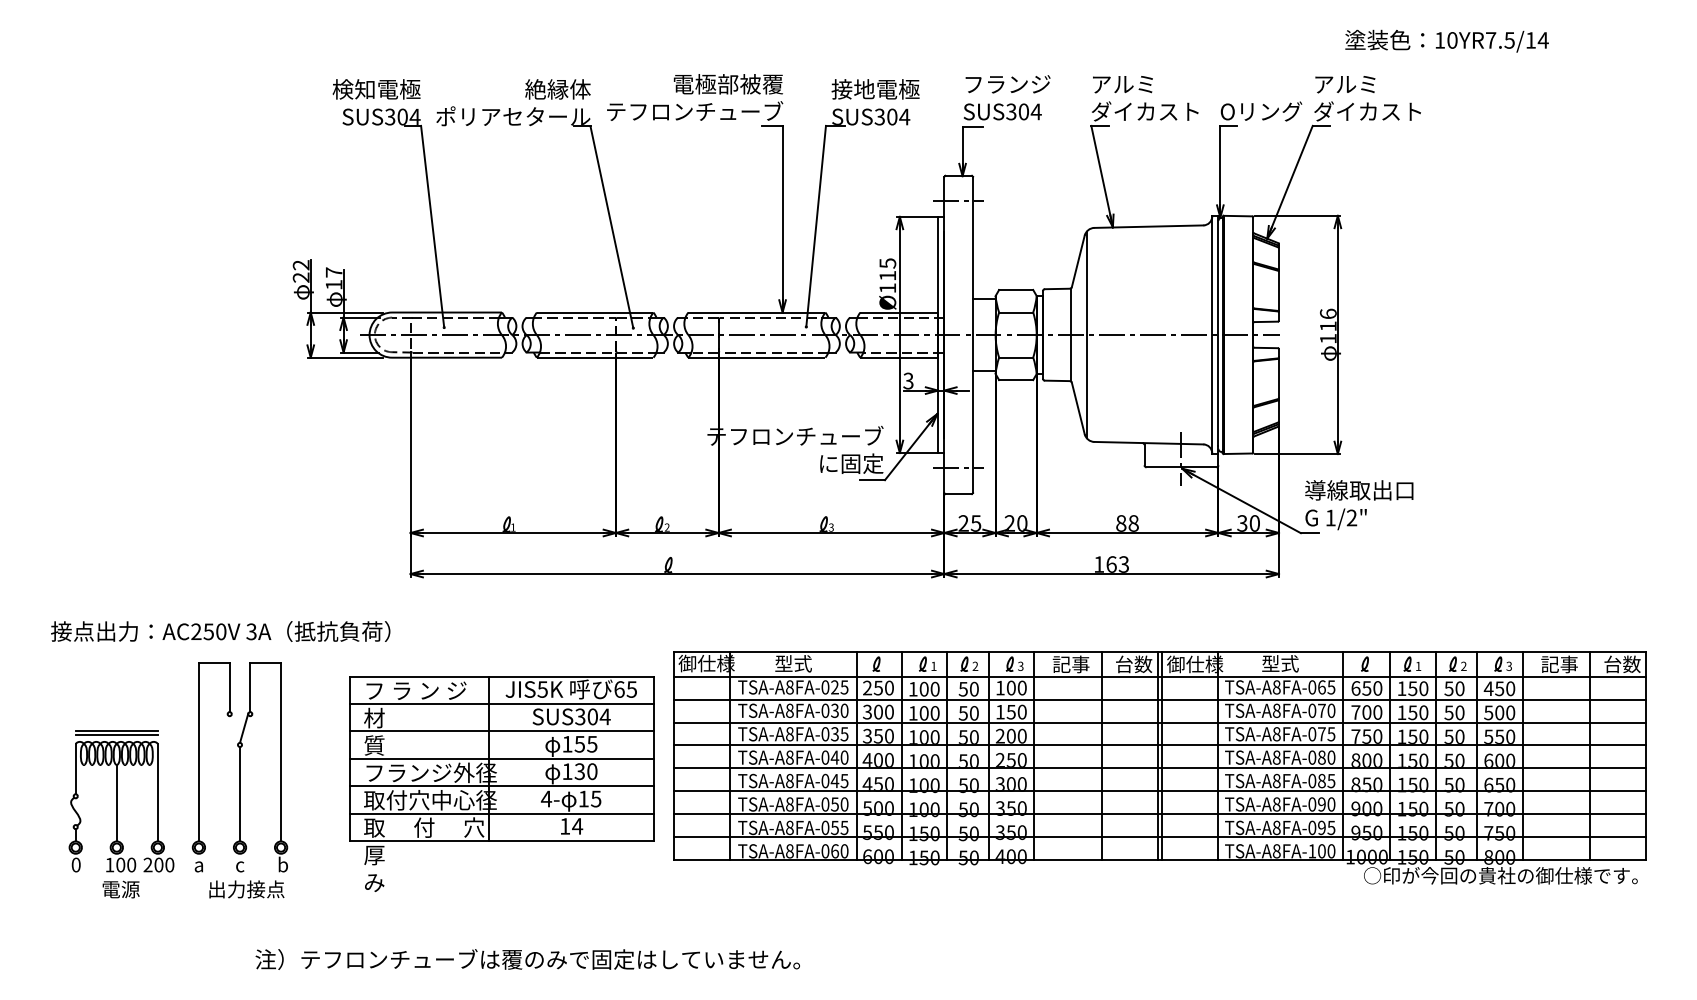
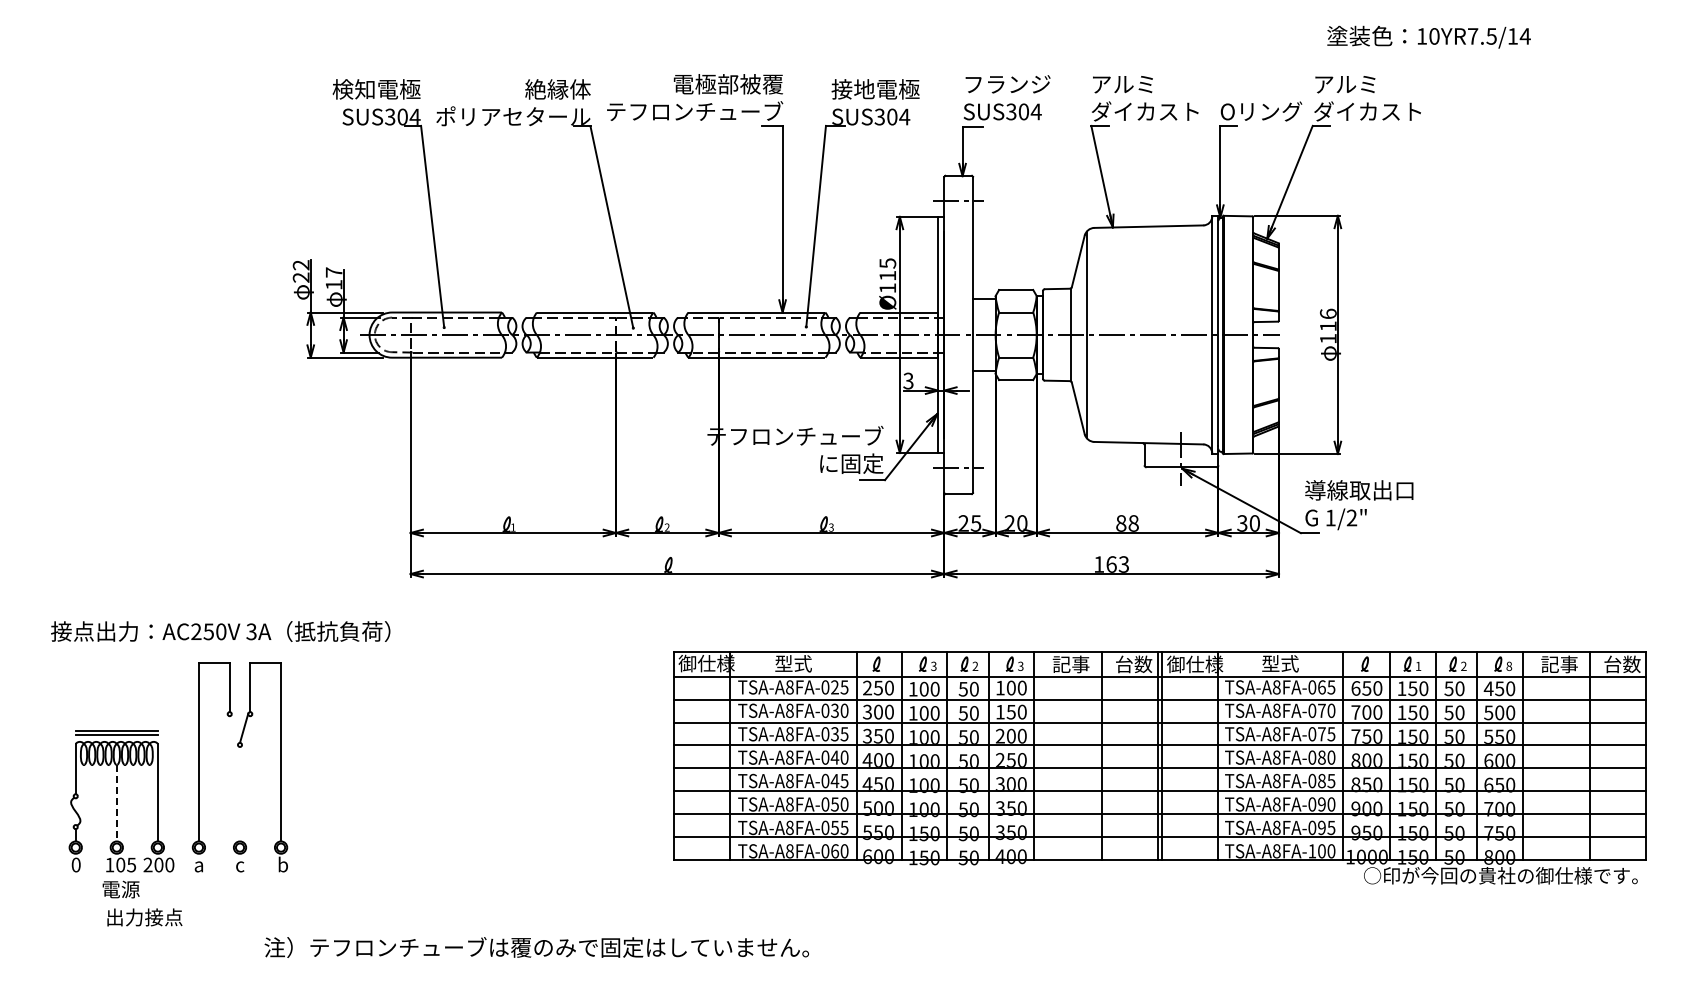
text position: (1446, 40) -> (1428, 36) (1428, 36)
text: 1 -> 3 (933, 665)
text: 3 -> 8 (1509, 665)
part: present -> none (501, 783)
line: present -> none (240, 794)
line: solid -> dashed (116, 803)
text: 100 -> 105 (131, 864)
text position: (246, 889) -> (144, 917) (144, 917)
text position: (527, 959) -> (536, 947) (536, 947)
